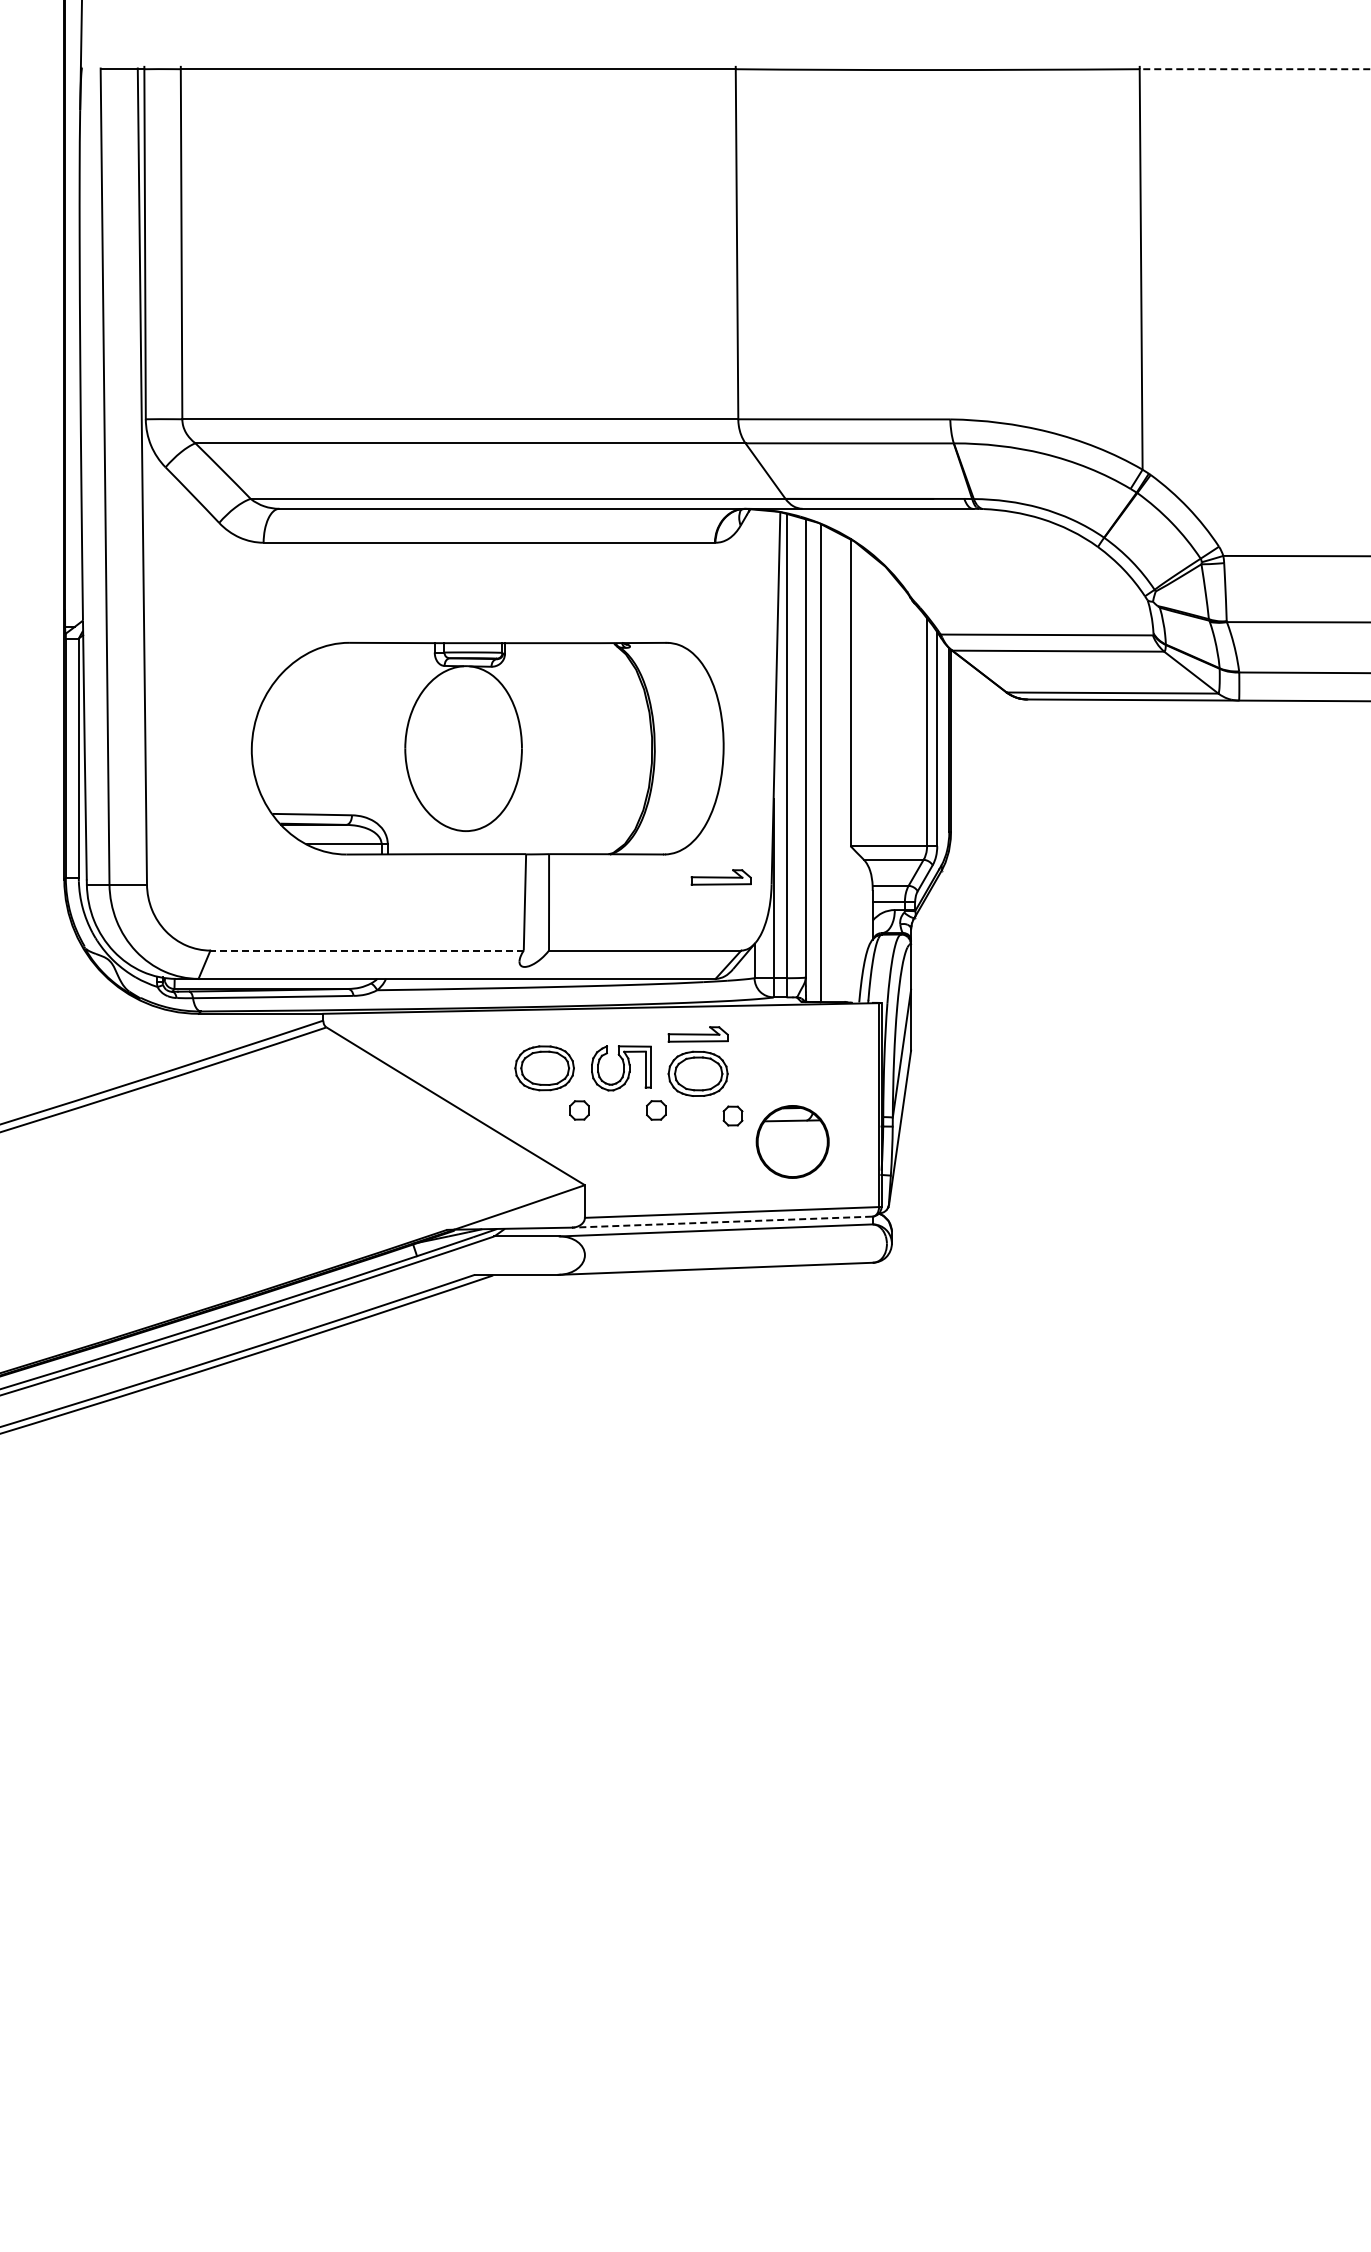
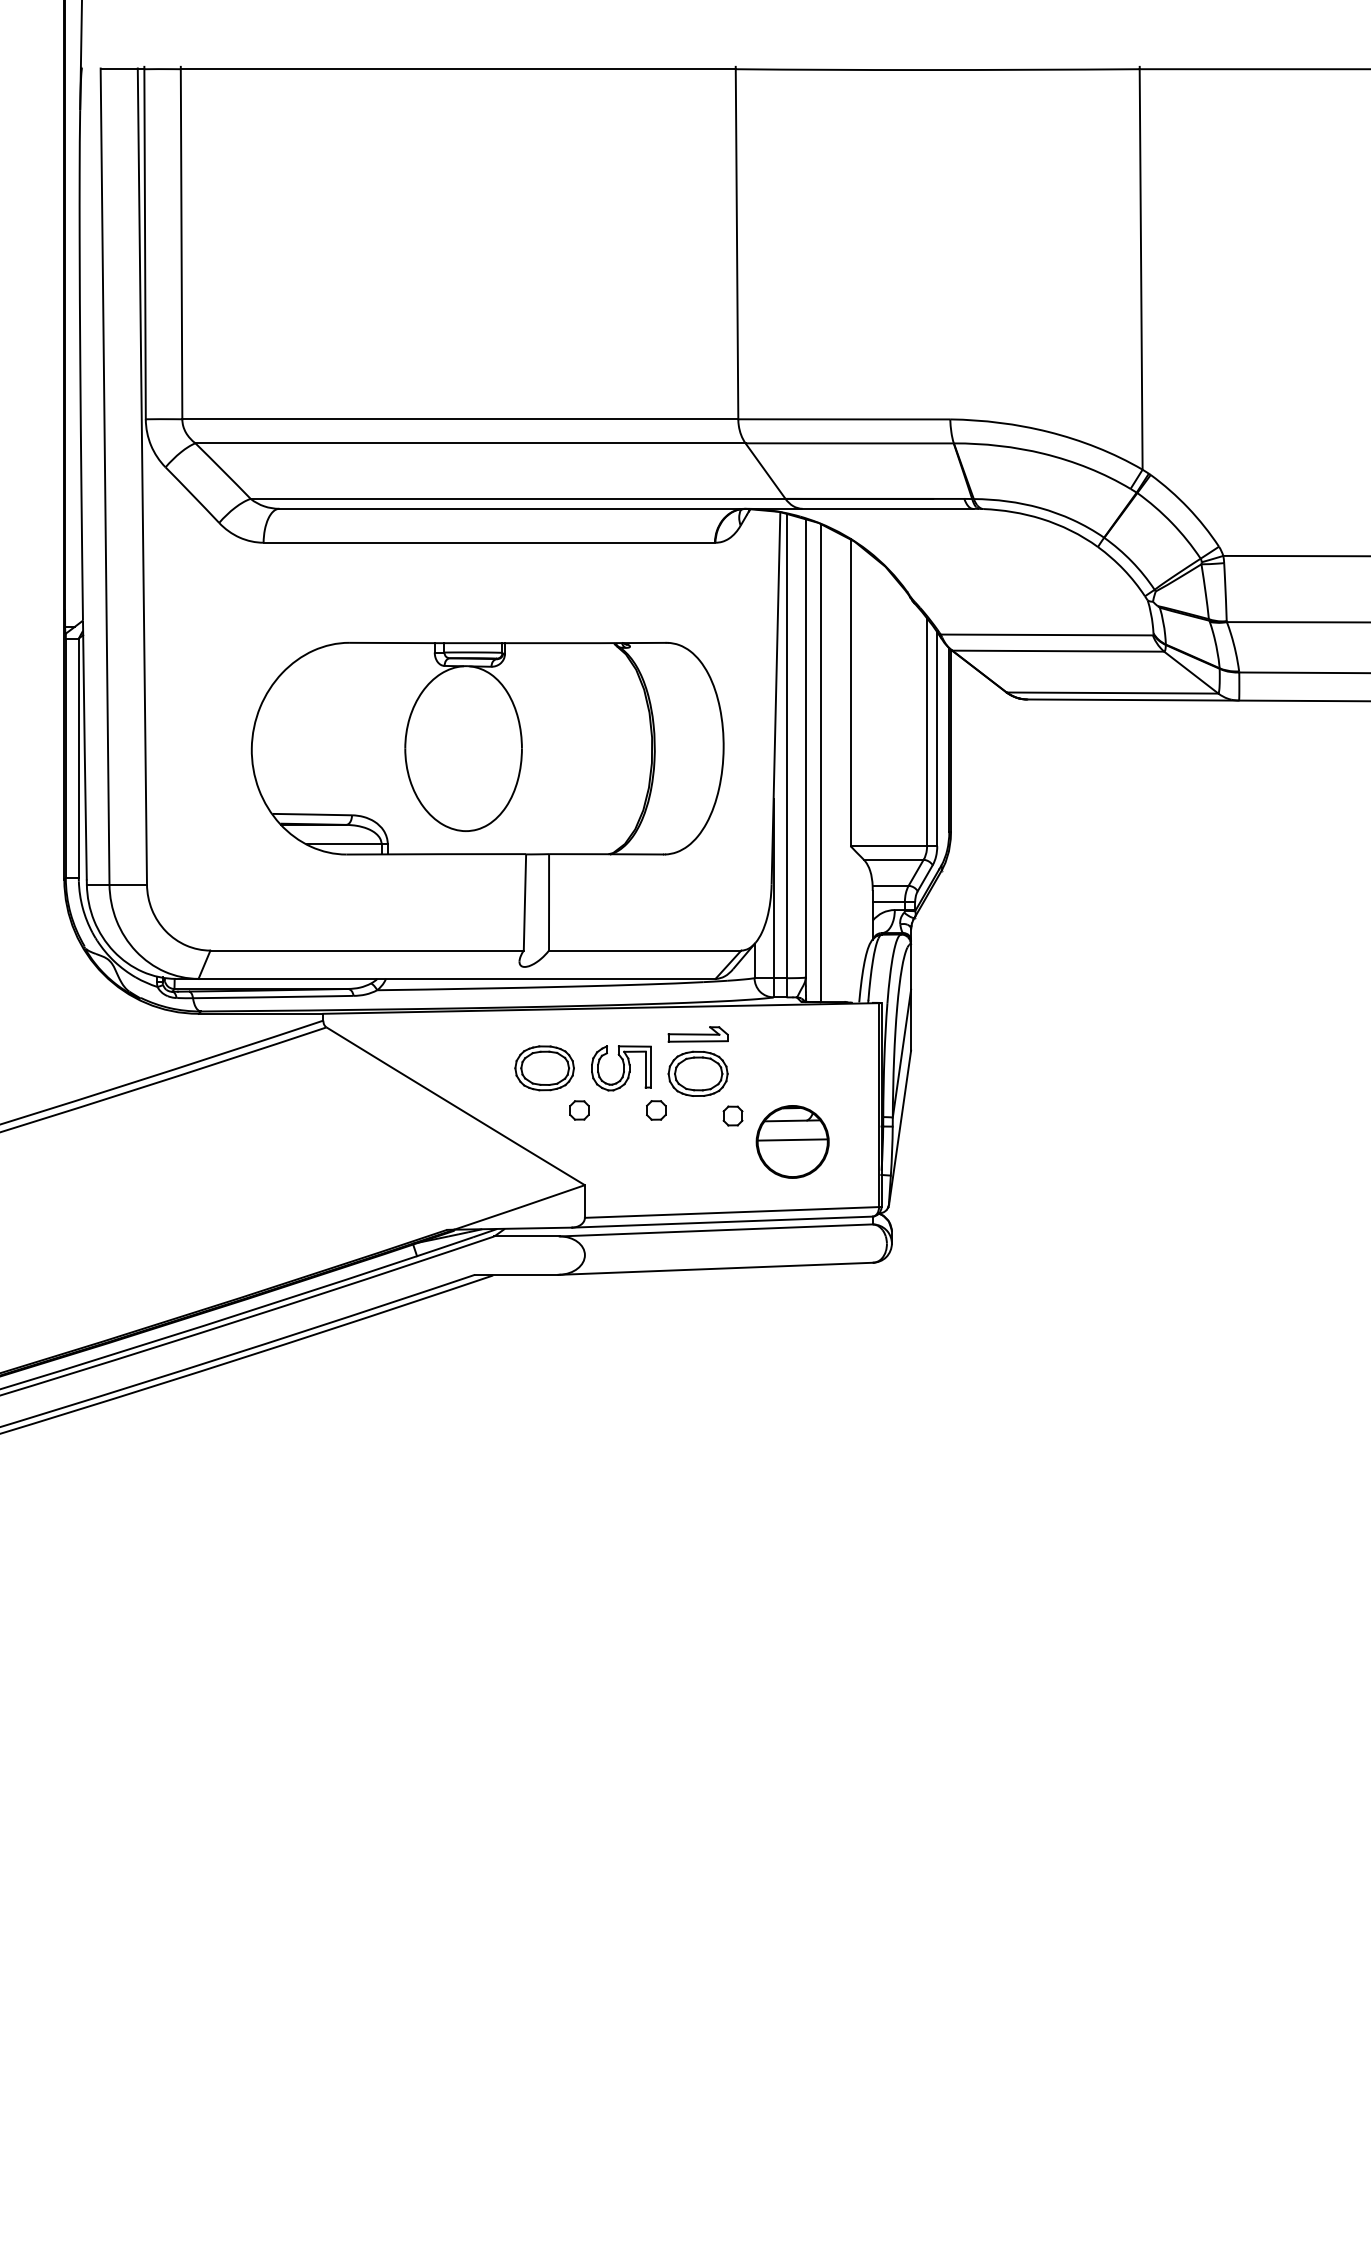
line: dashed -> solid (1254, 69)
part: present -> none (720, 877)
line: dashed -> solid (367, 950)
line: none -> present (792, 1139)
line: dashed -> solid (721, 1222)
